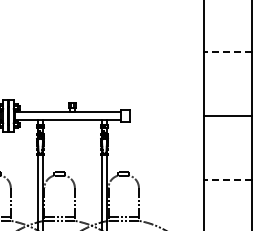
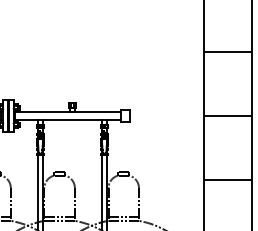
line: dashed -> solid (227, 52)
line: dashed -> solid (227, 180)
